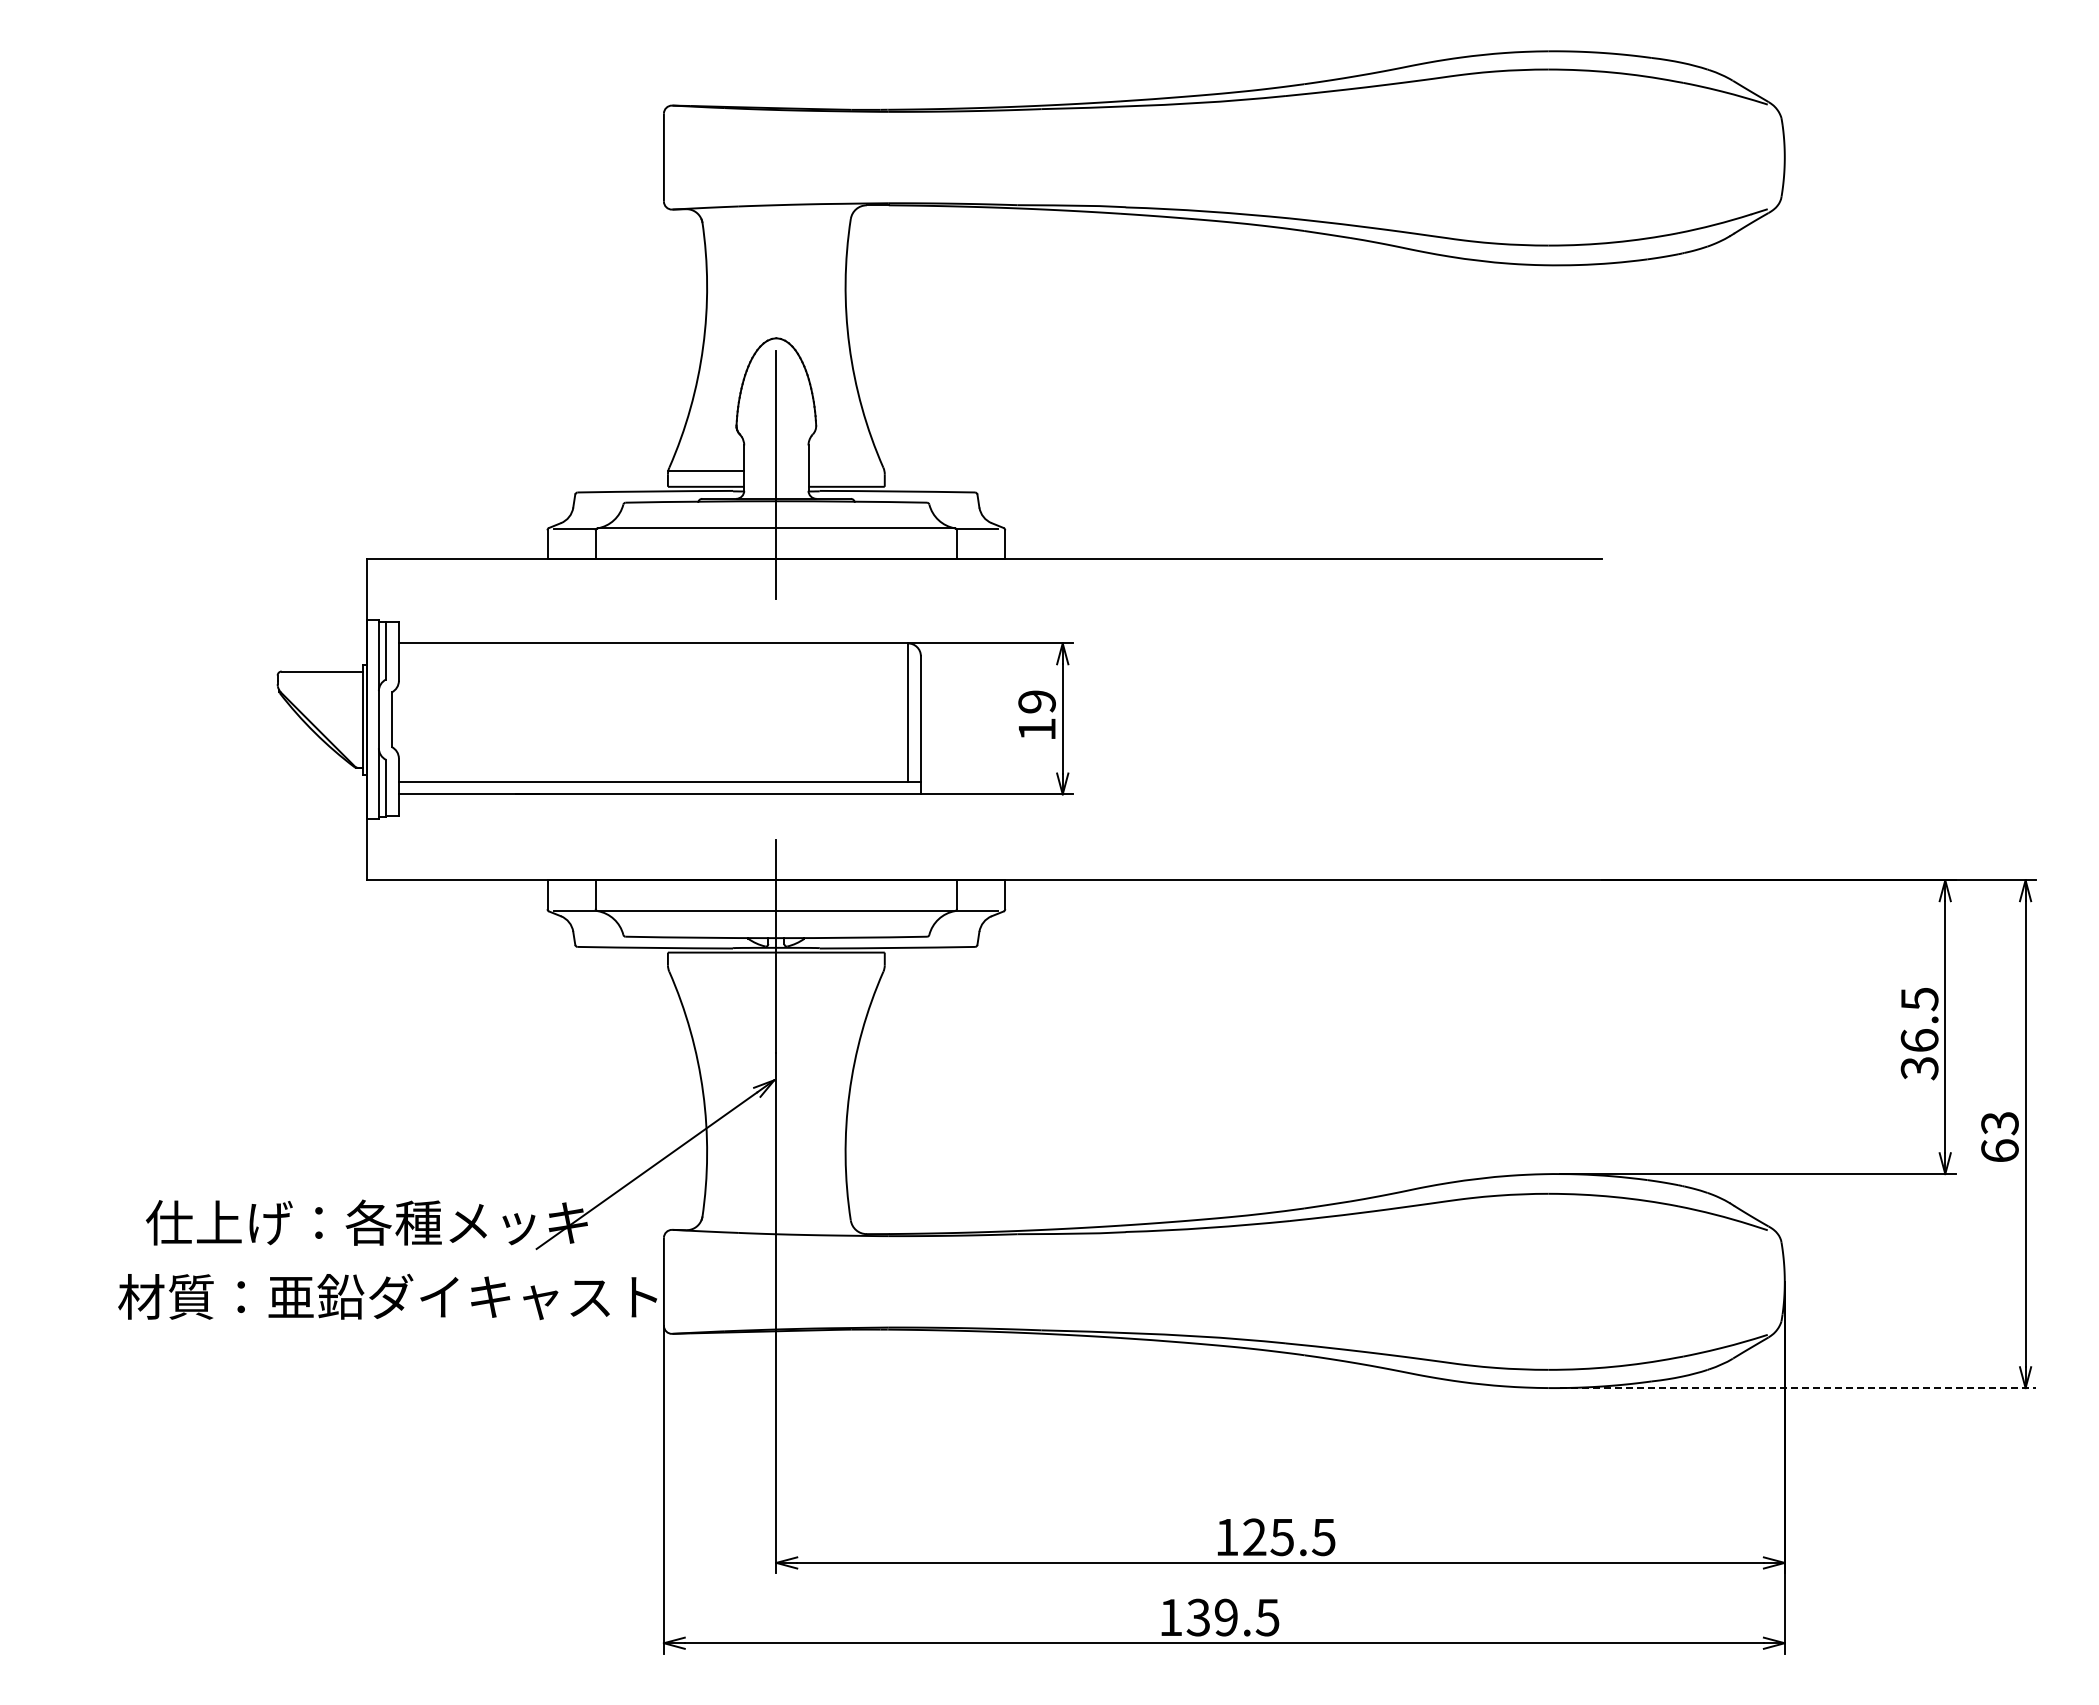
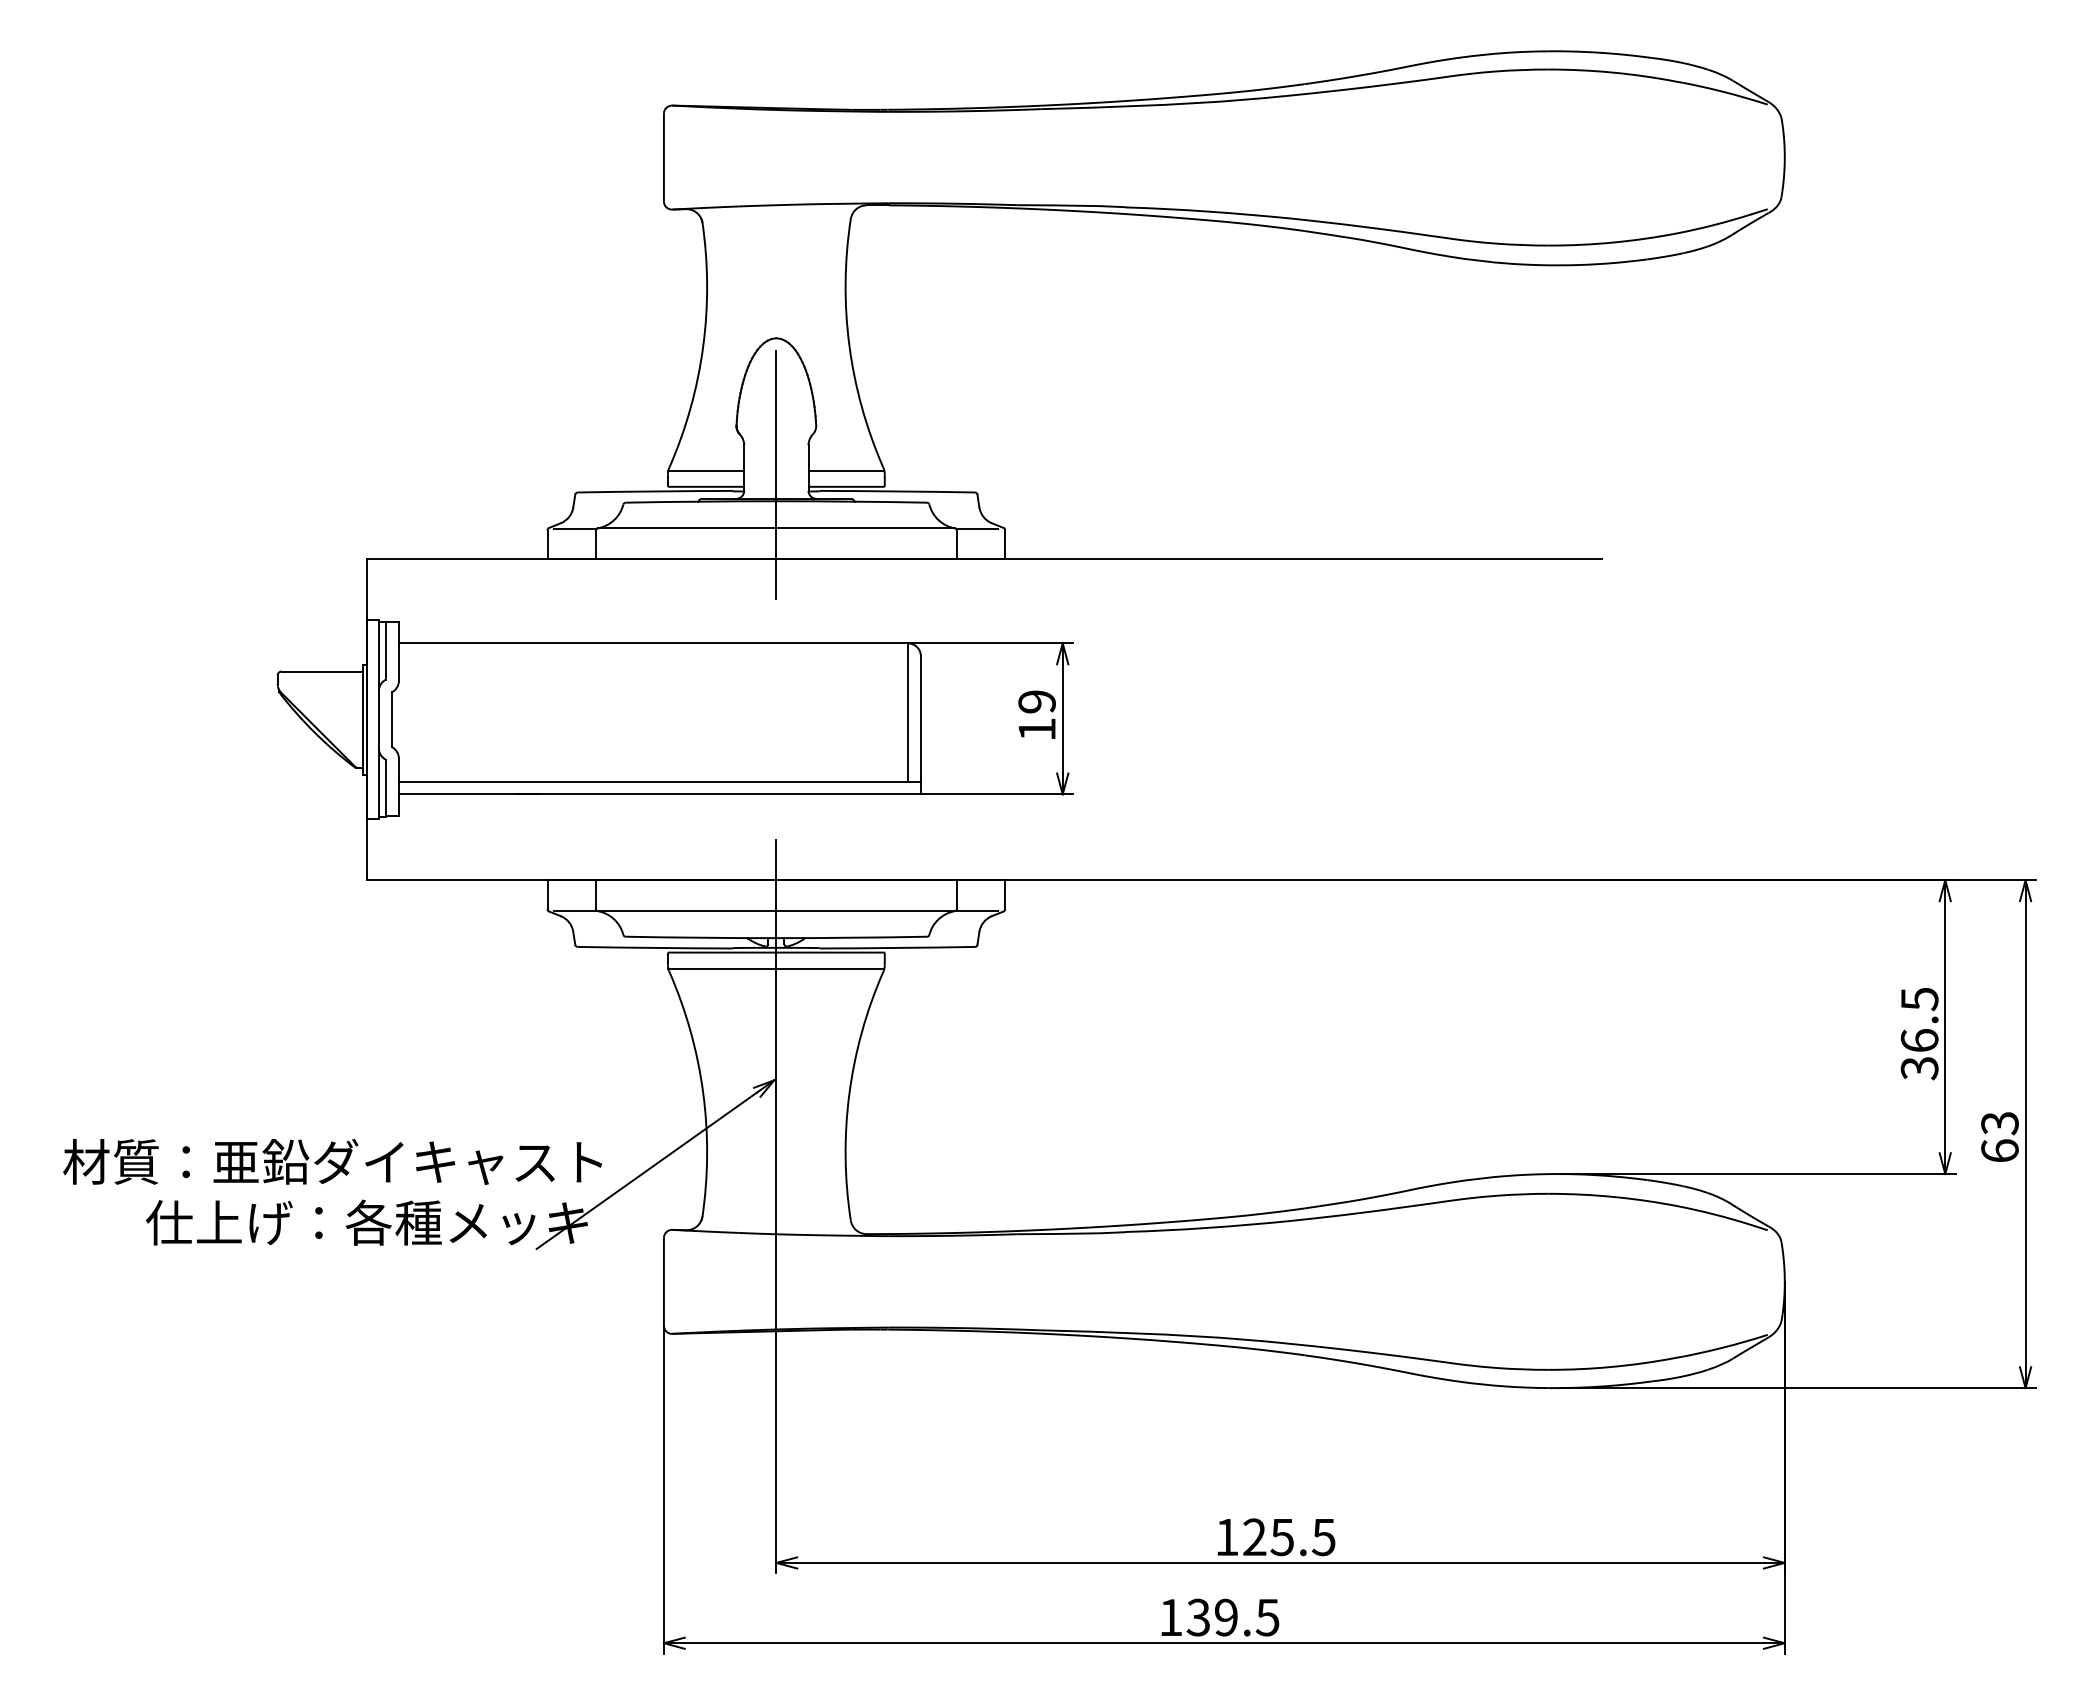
line: none -> present (846, 470)
line: none -> present (776, 968)
text position: (387, 1296) -> (332, 1161) (332, 1161)
line: dashed -> solid (1798, 1388)
